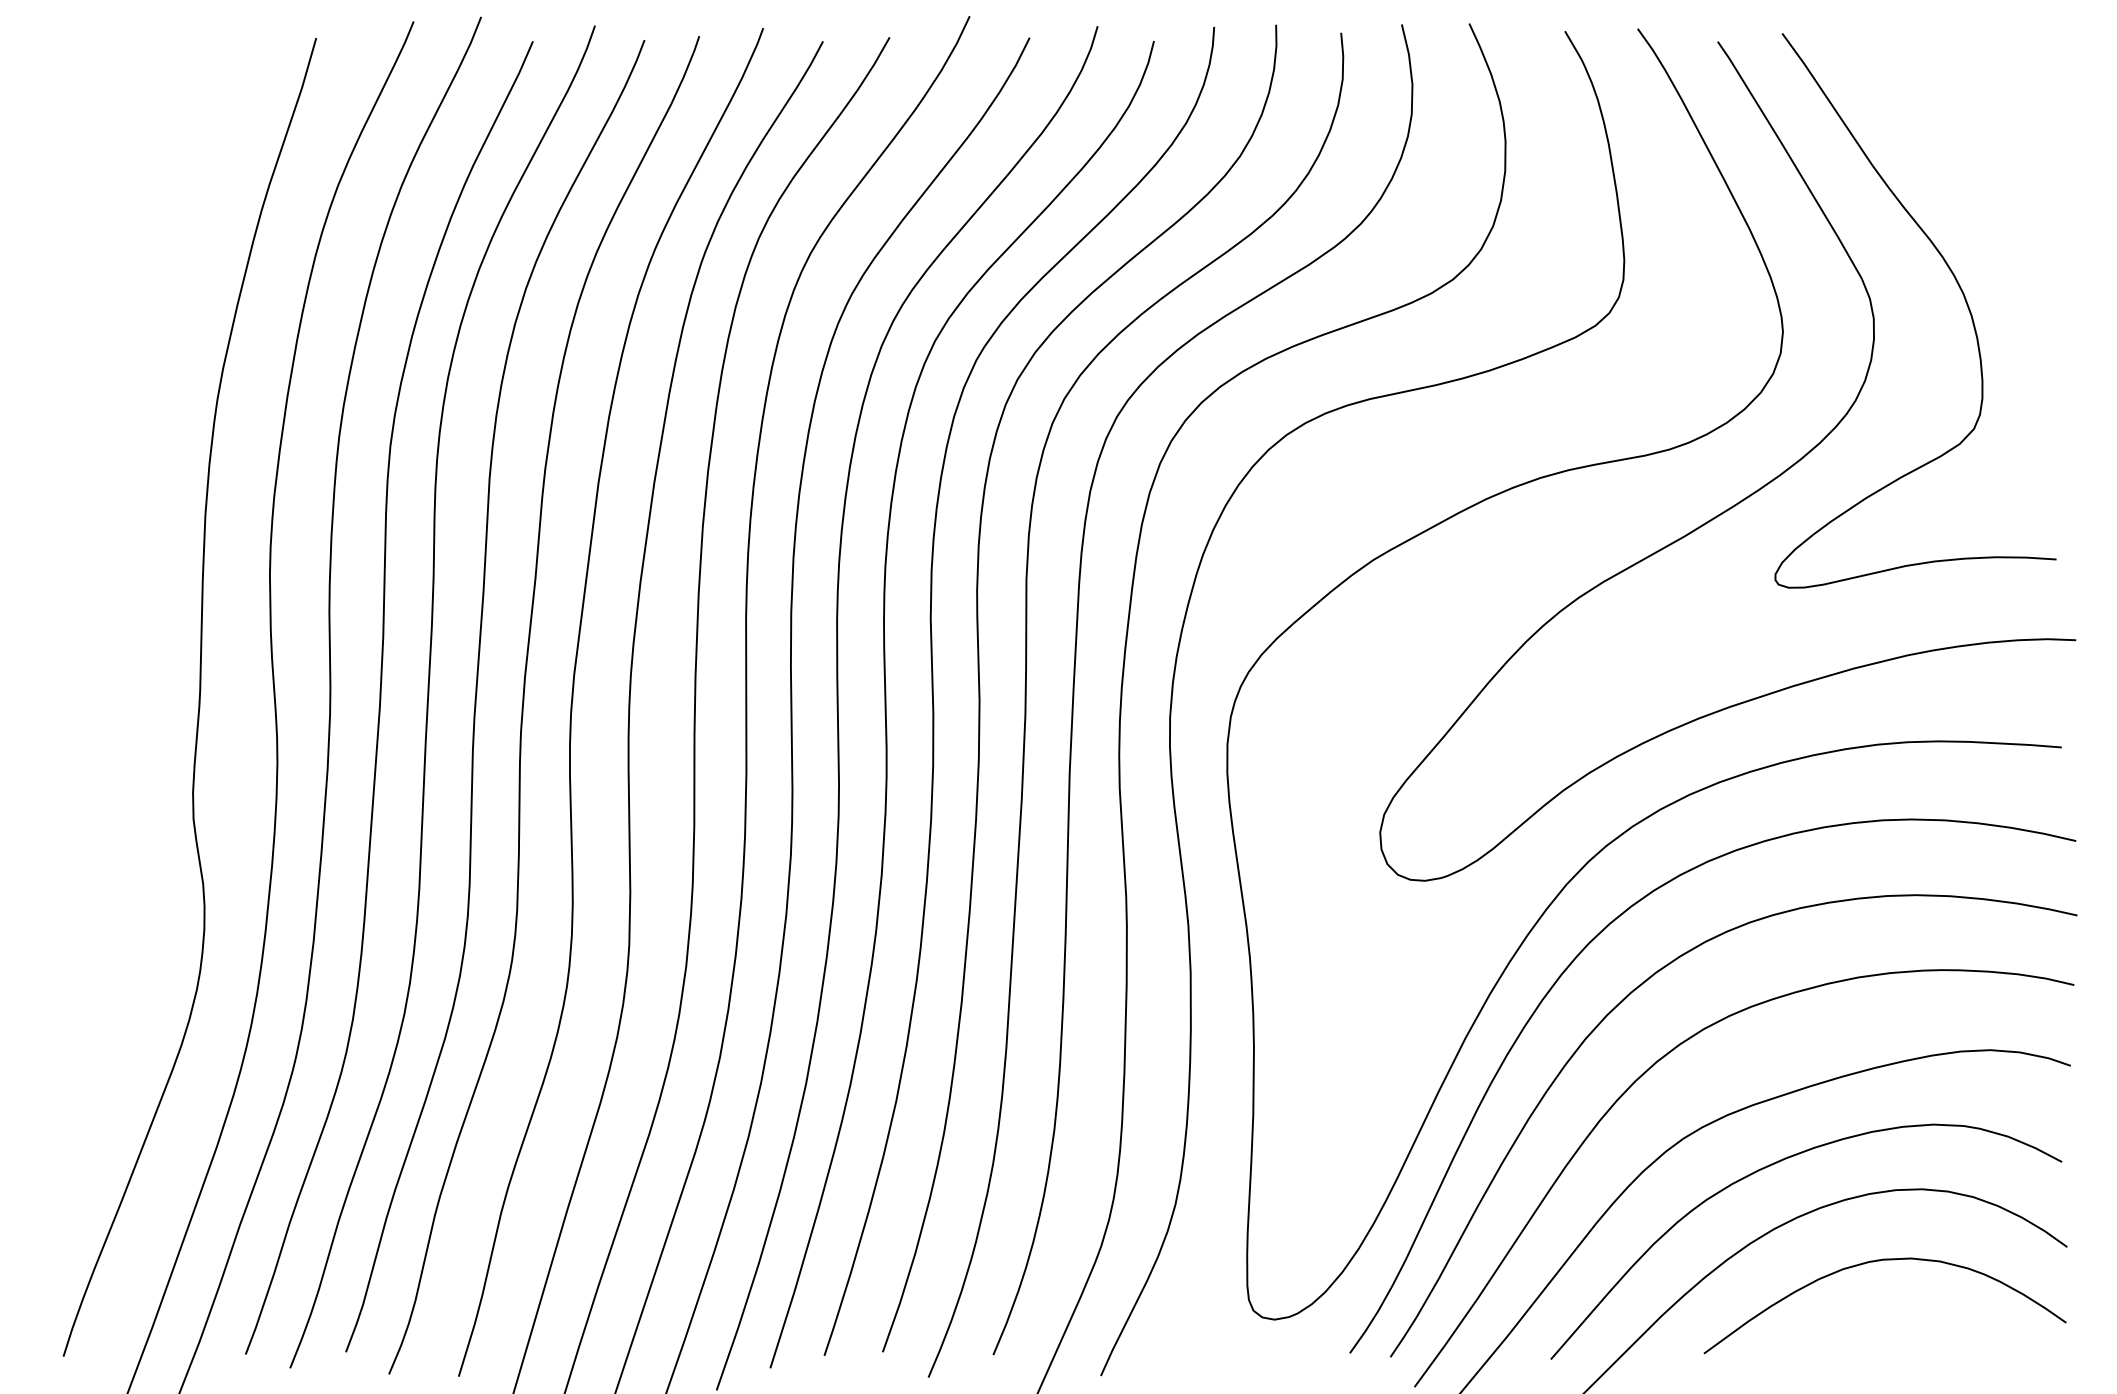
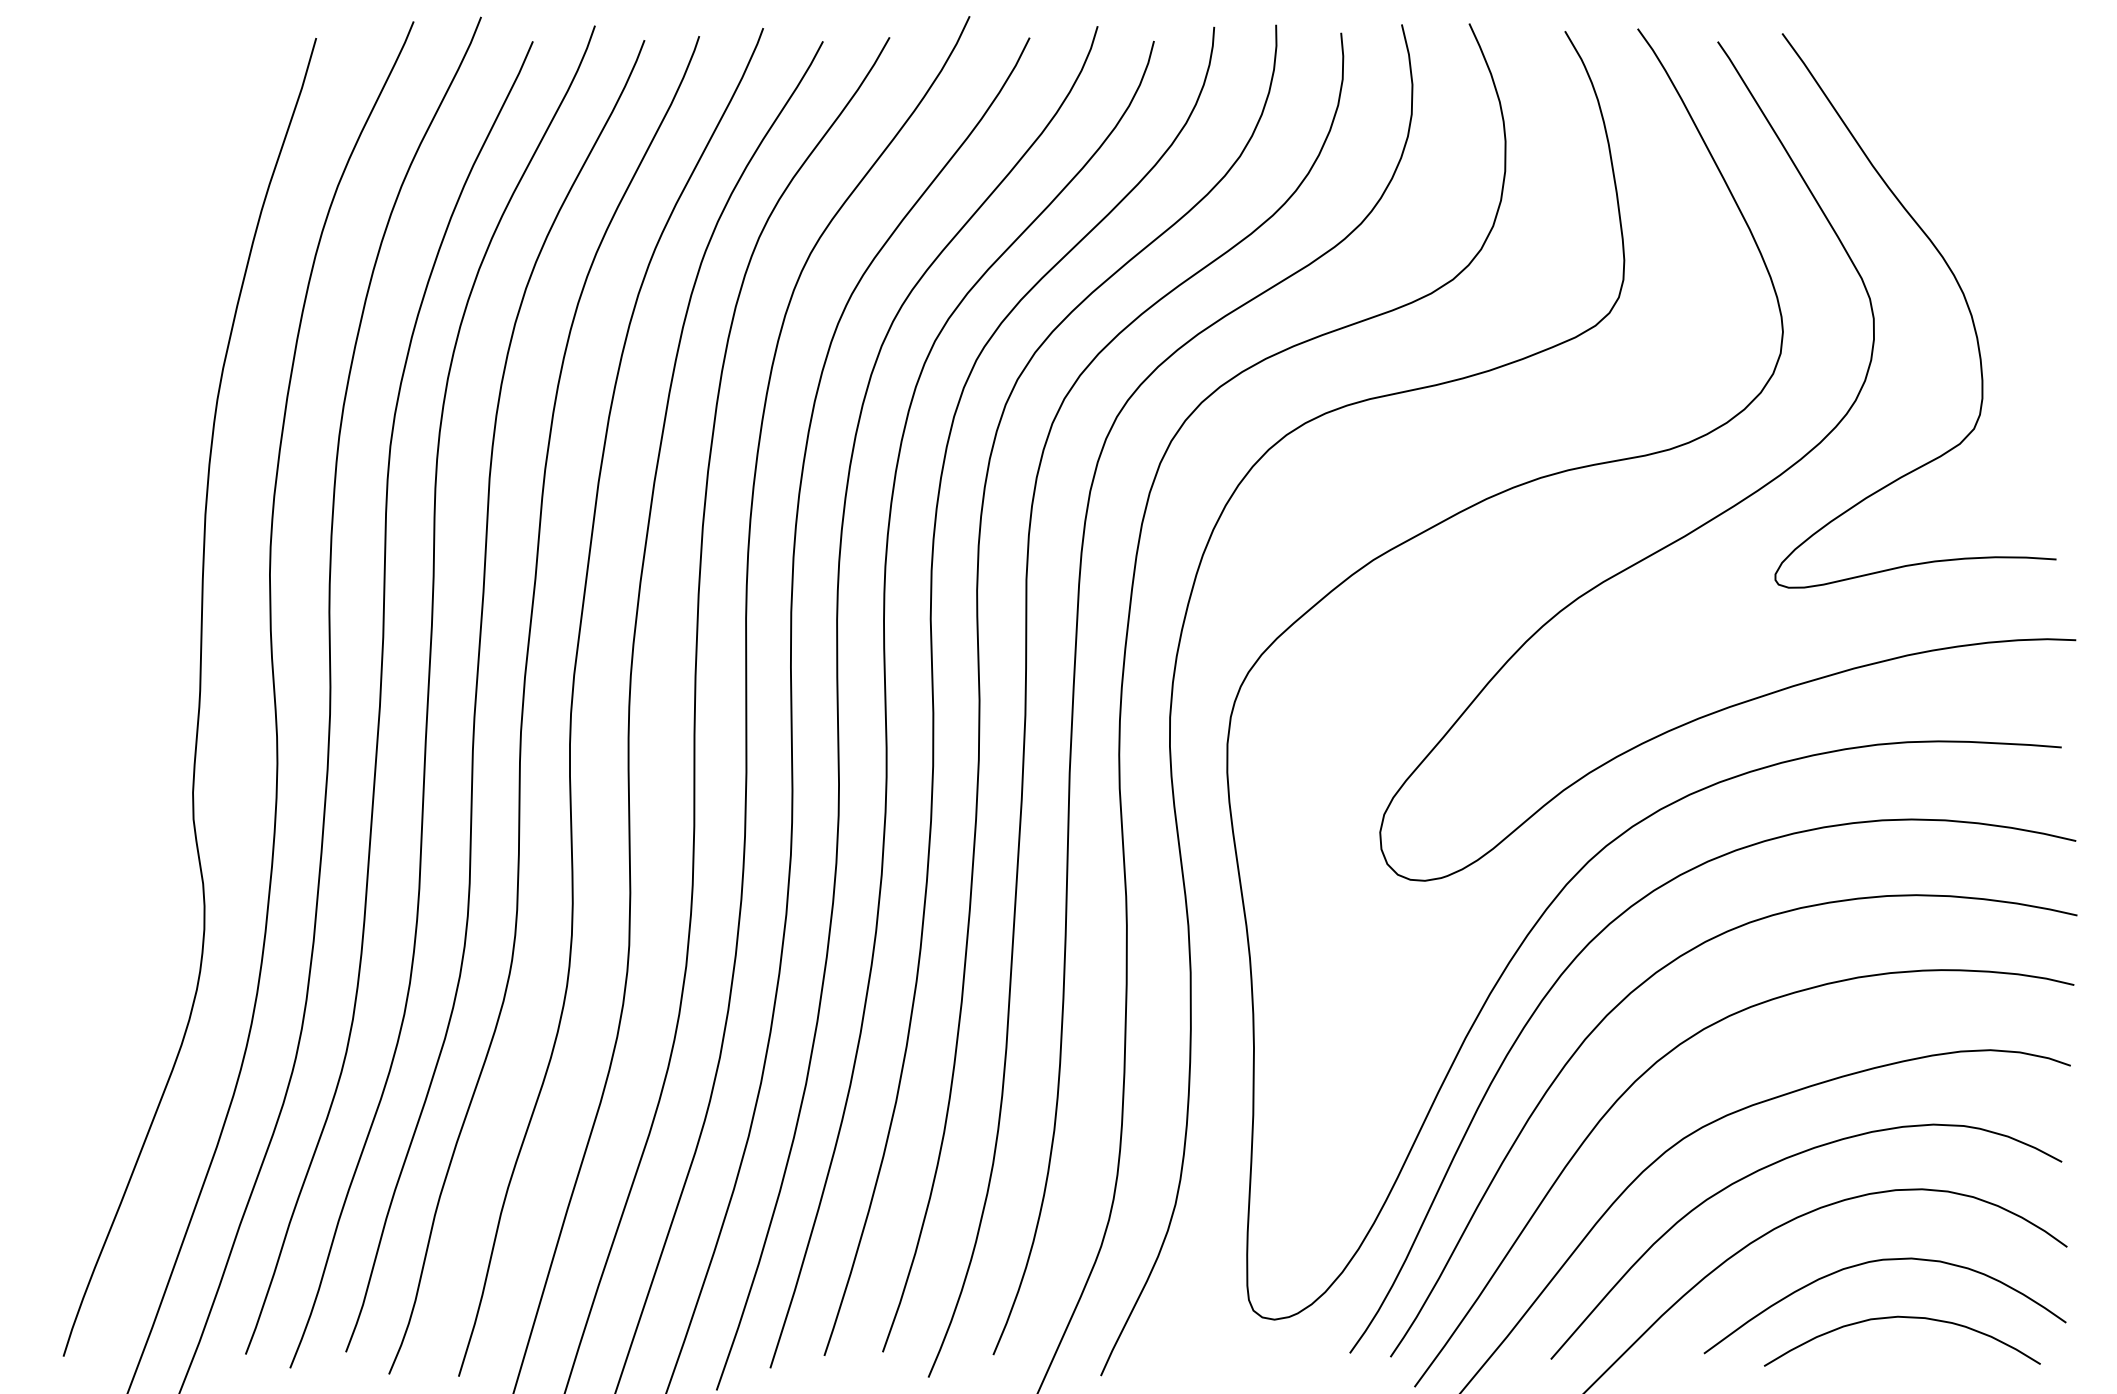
curve: none -> present (1906, 1318)
